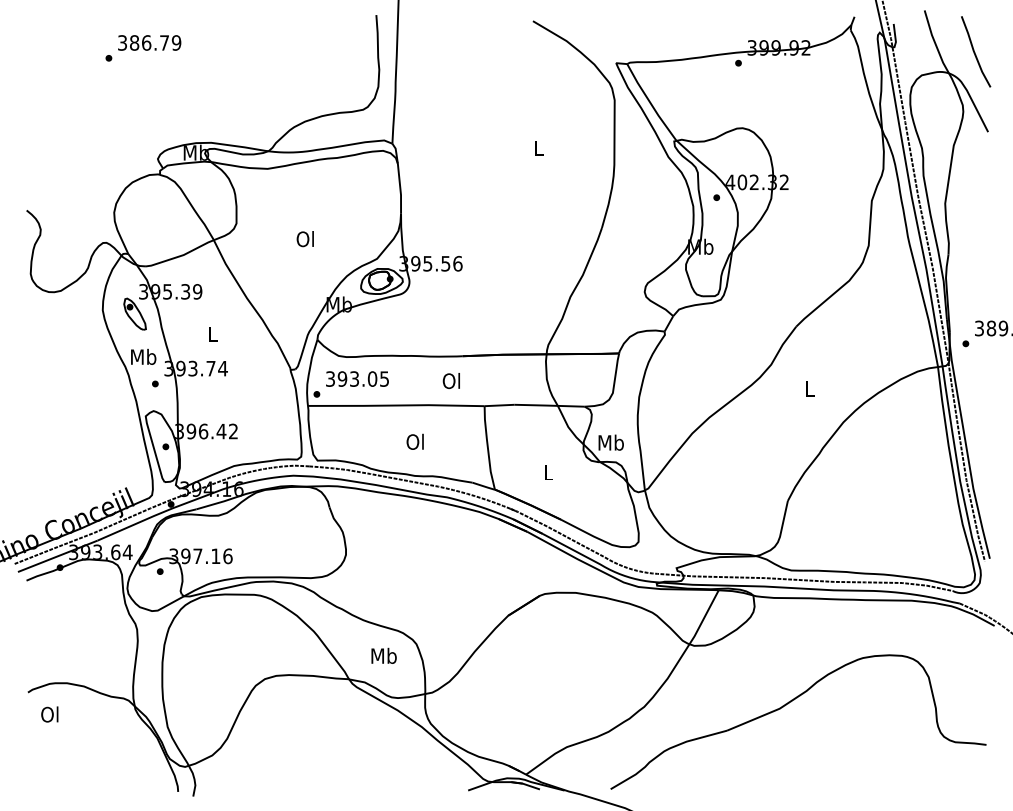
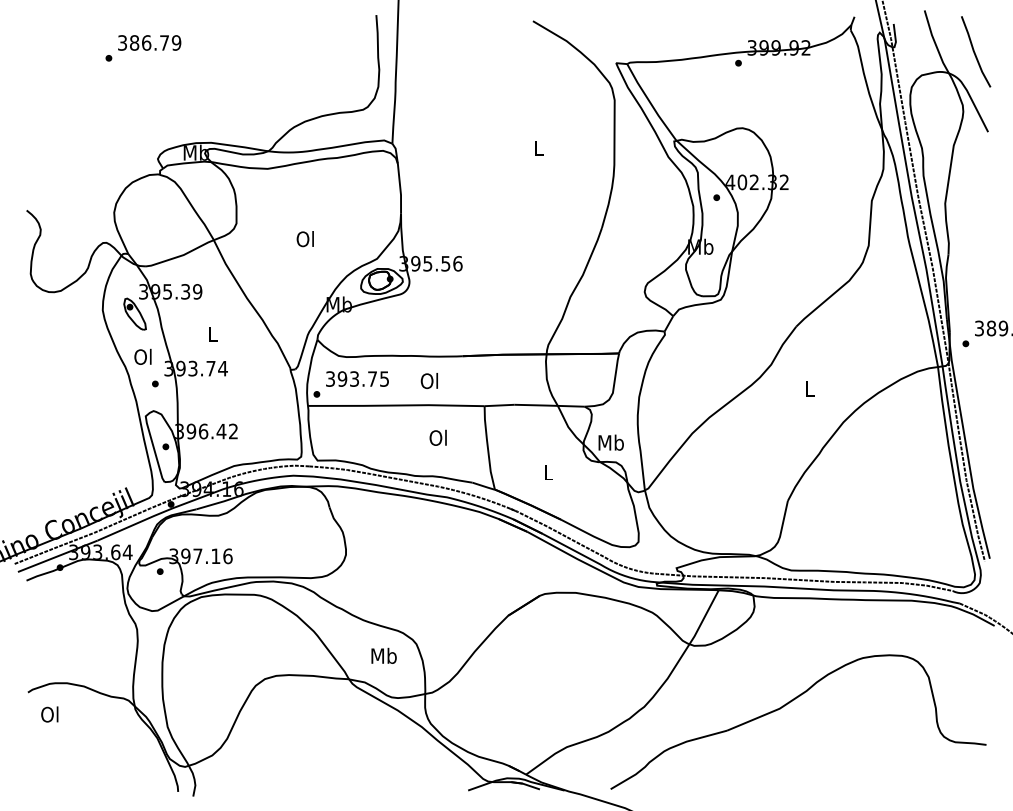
text: Mb -> Ol (143, 356)
text: 393.05 -> 393.75 (372, 378)
text position: (450, 381) -> (428, 381) (428, 381)
text position: (414, 441) -> (437, 437) (437, 437)
